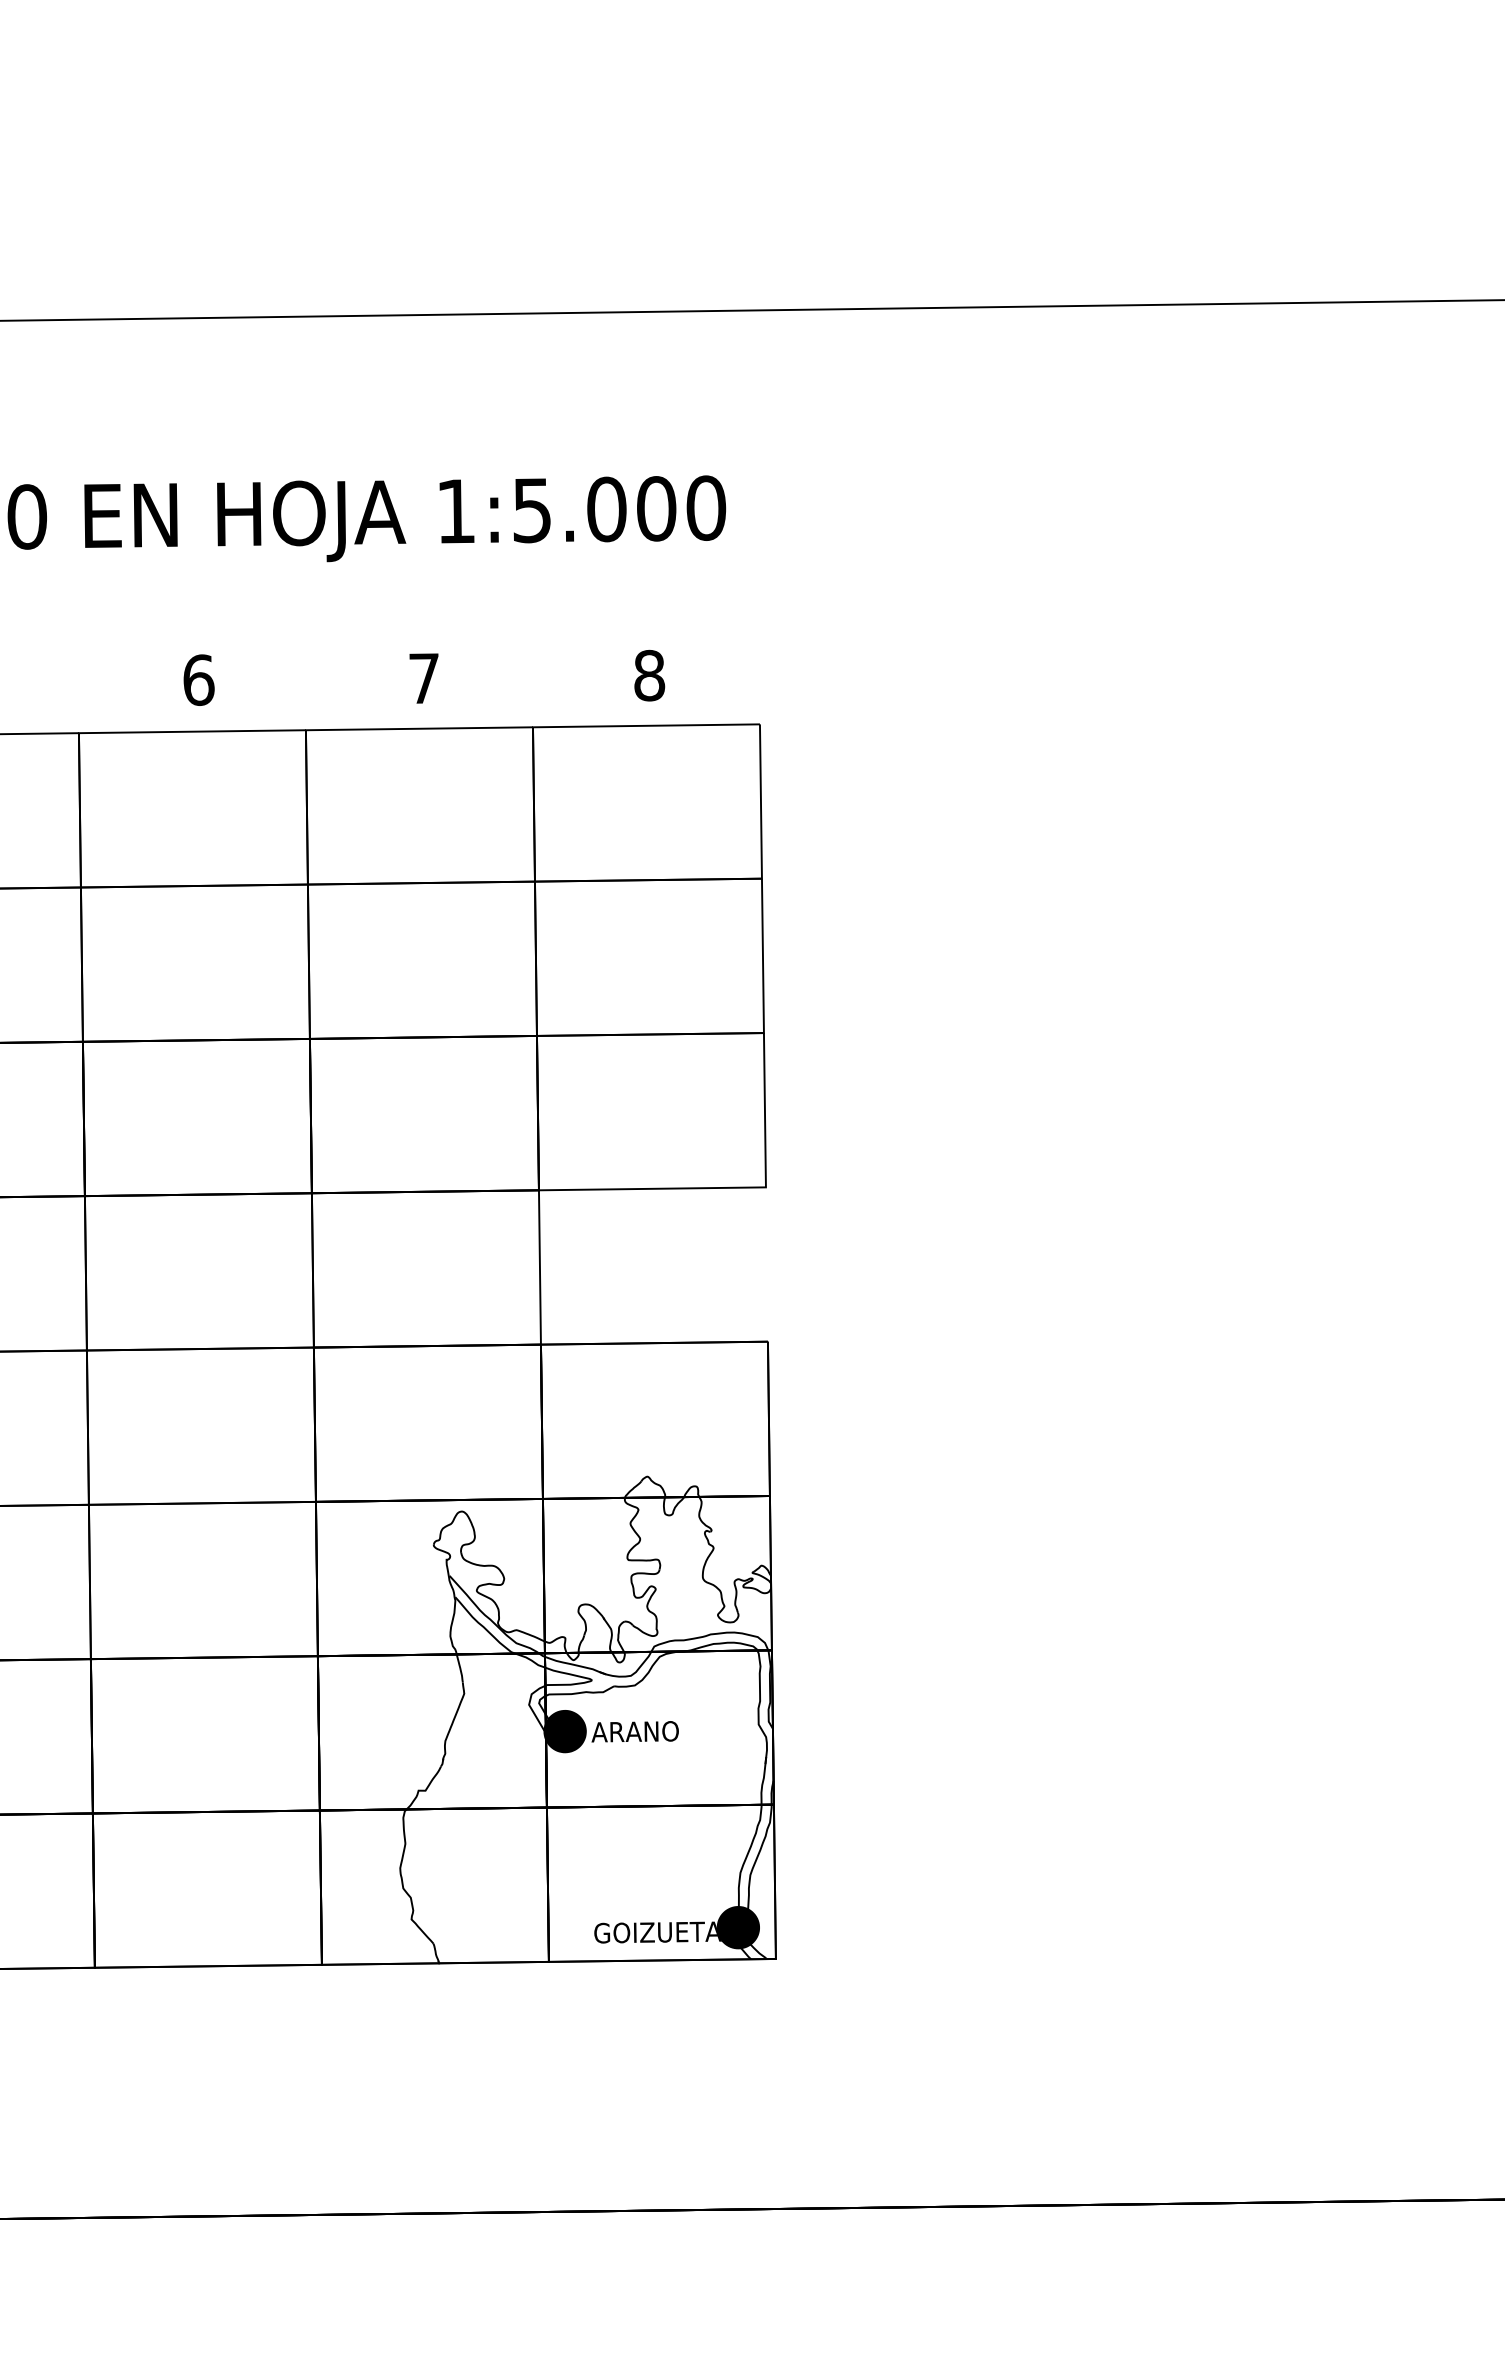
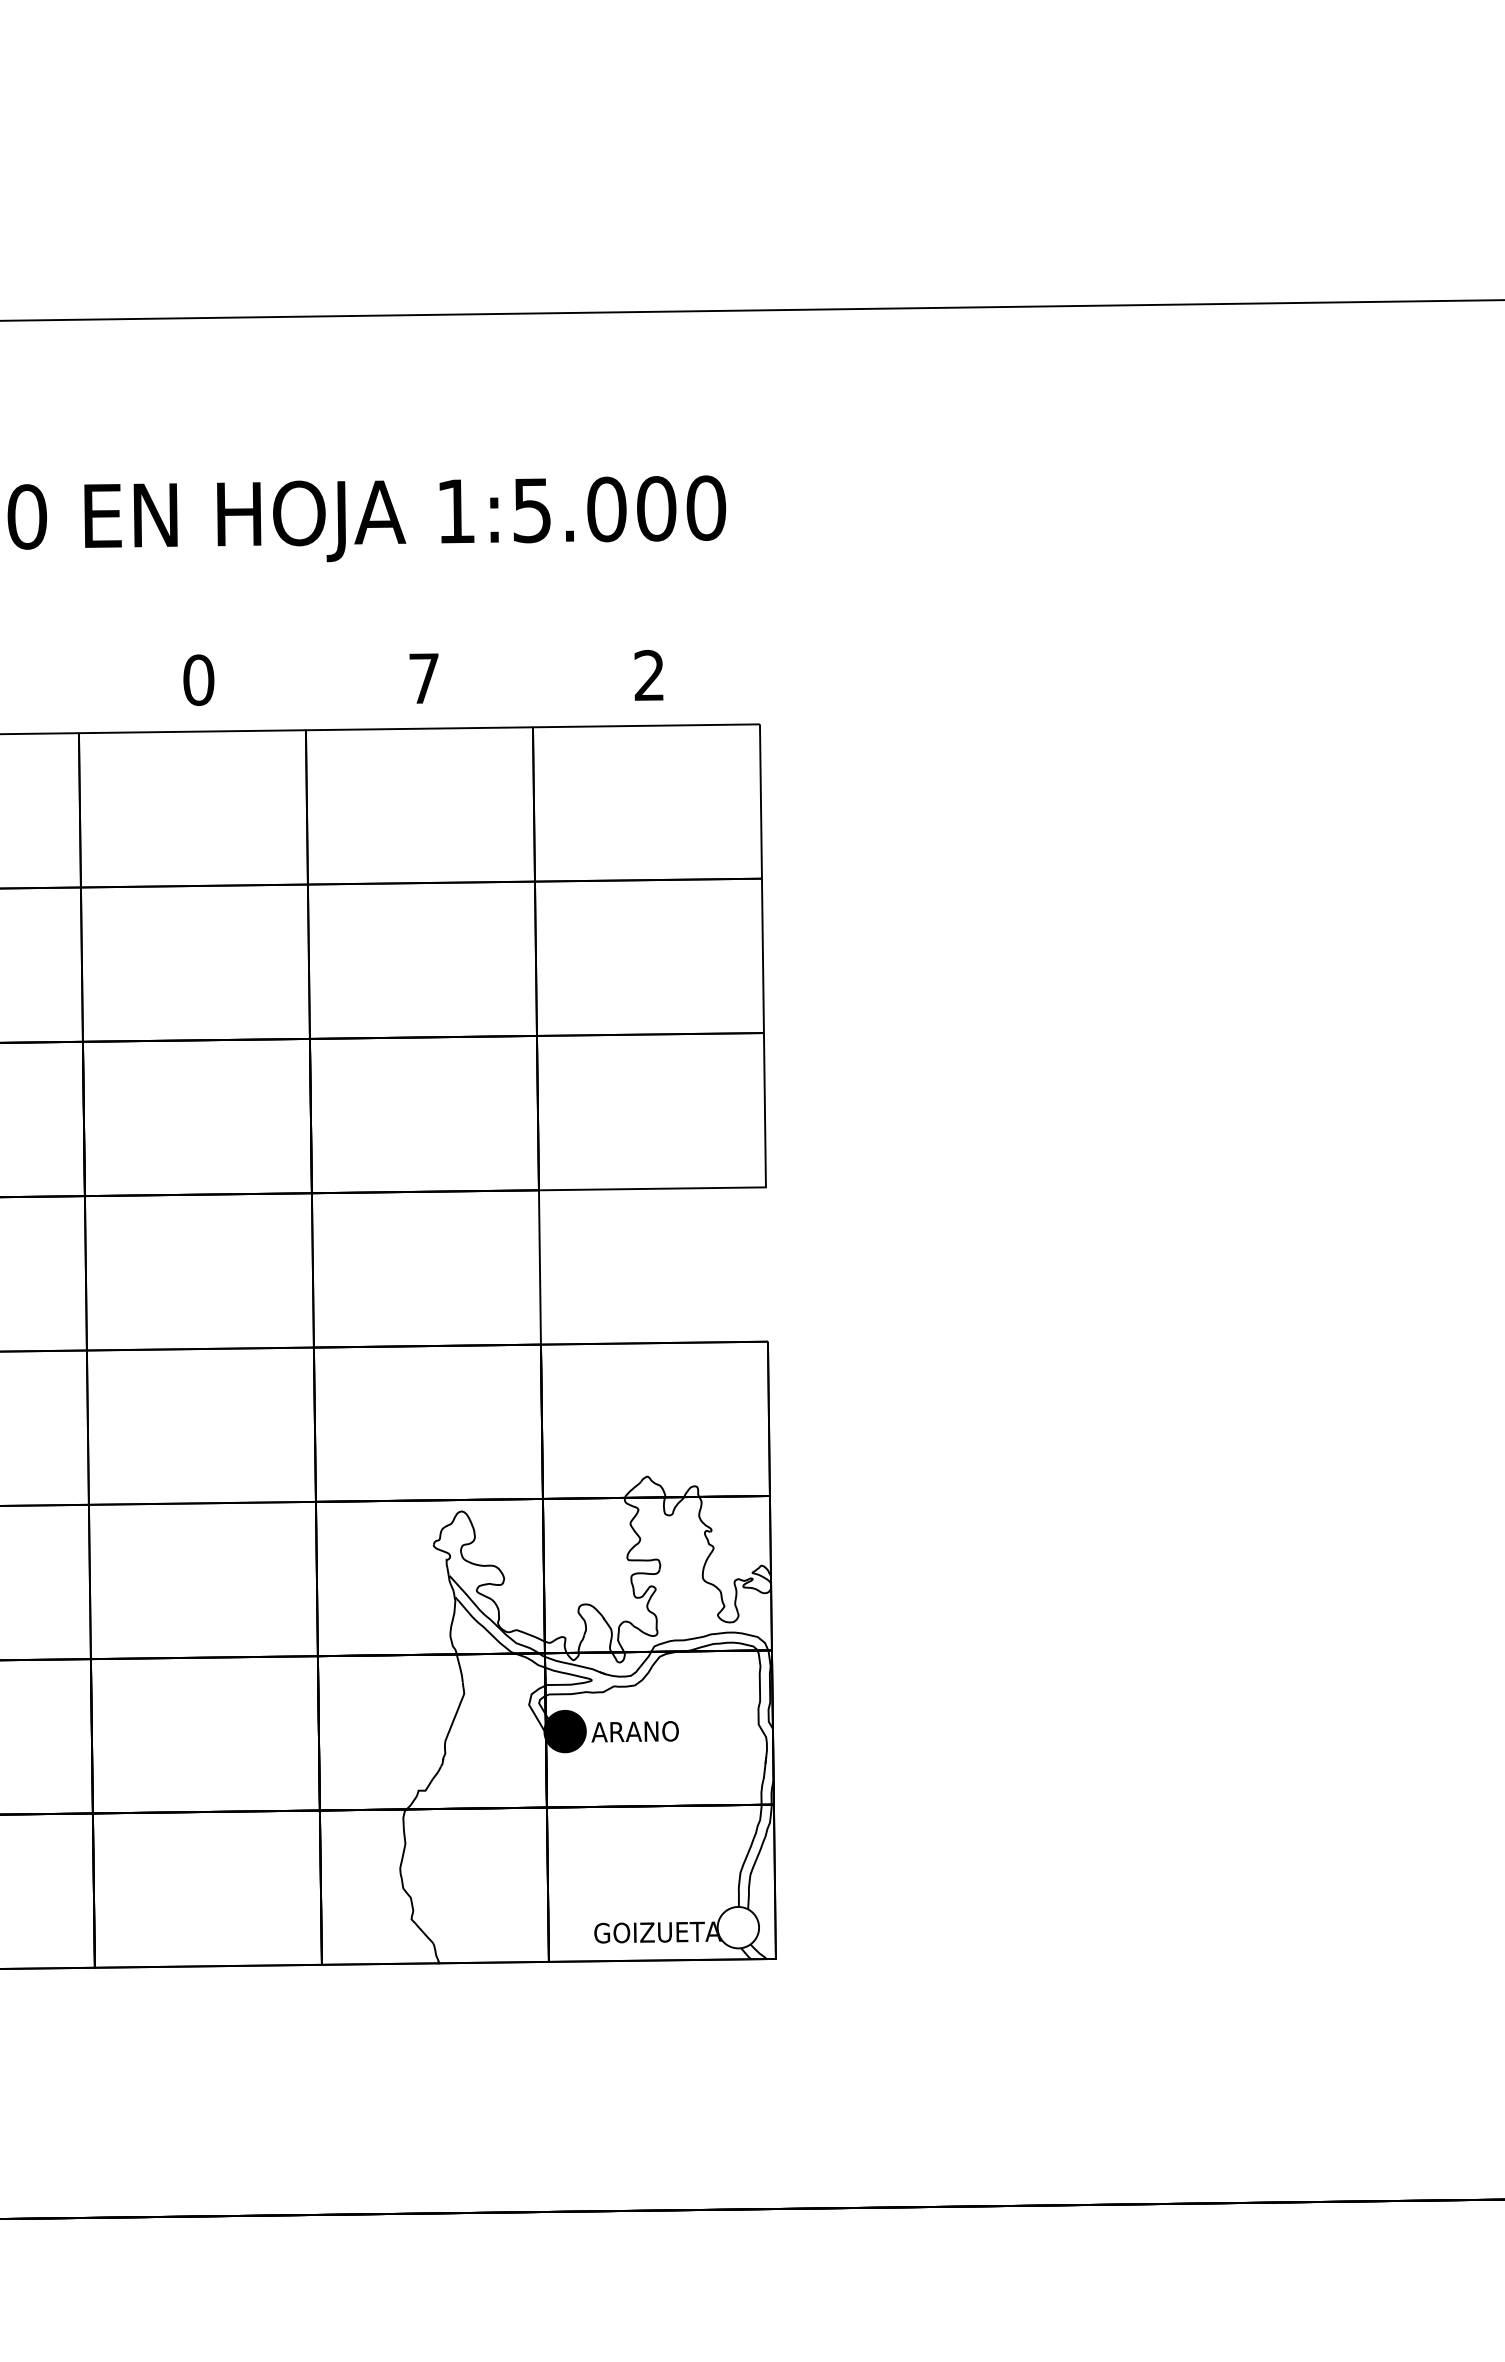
text: 8 -> 2 (649, 675)
text: 6 -> 0 (198, 679)
fill: present -> none (738, 1927)
fill: present -> none (738, 1927)
